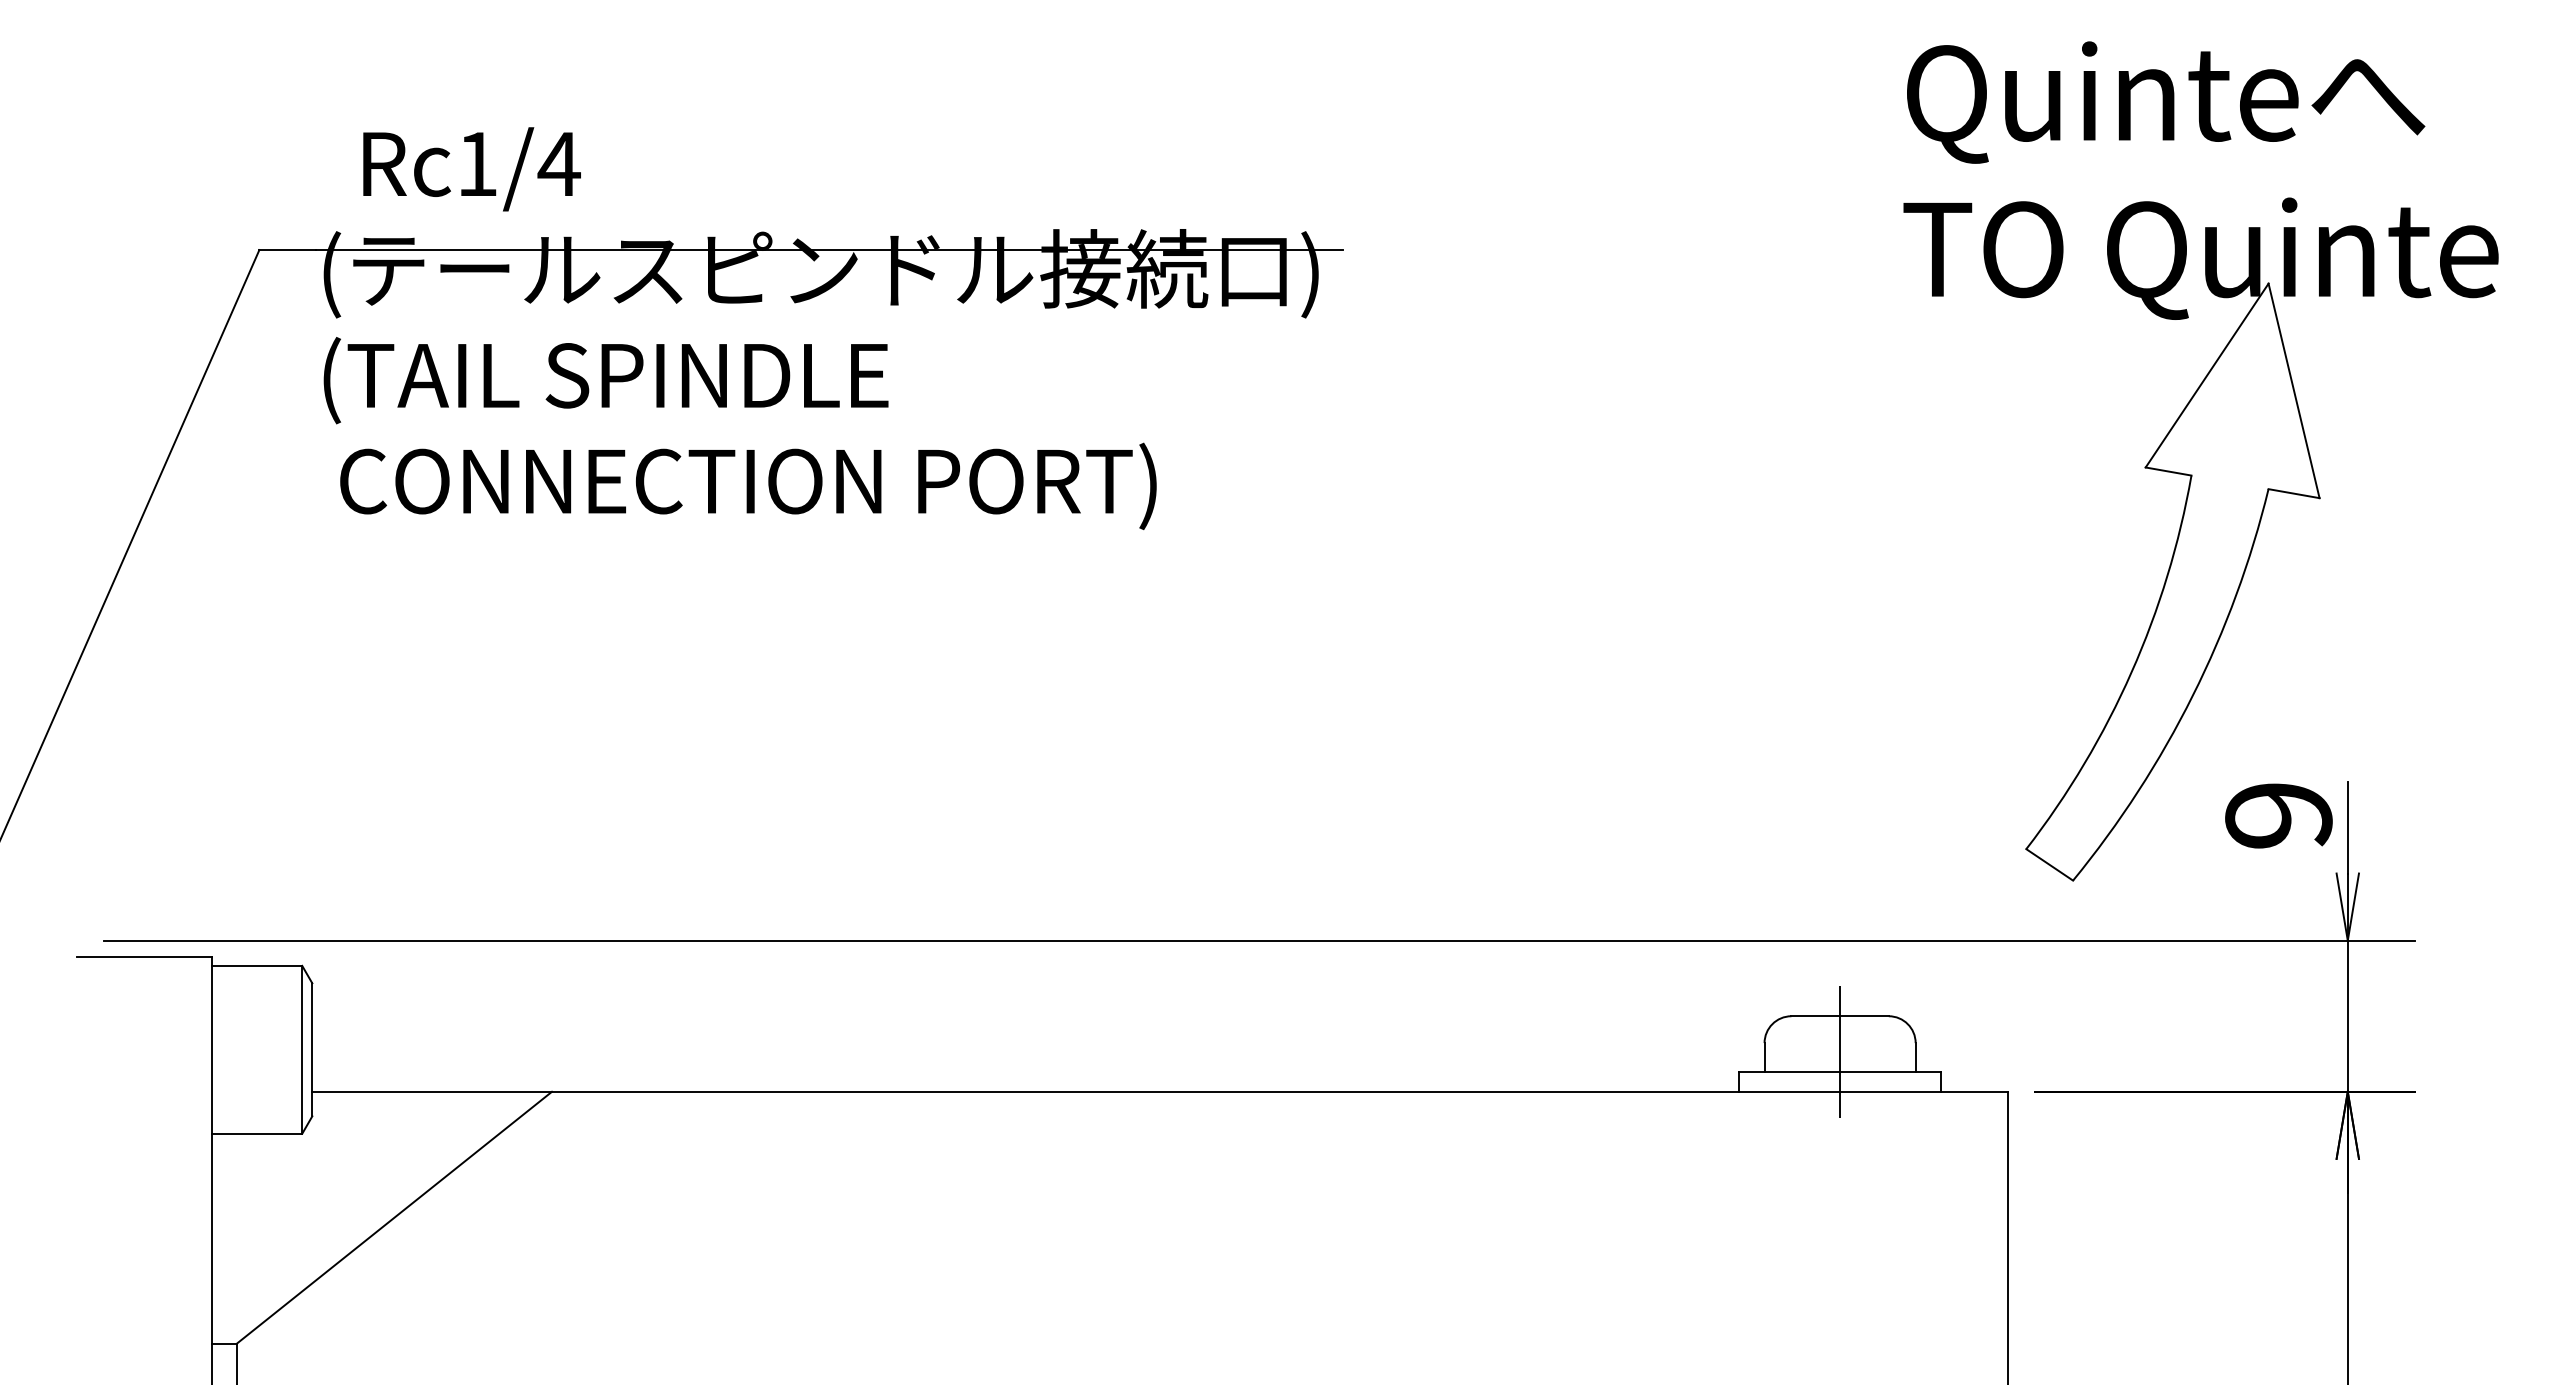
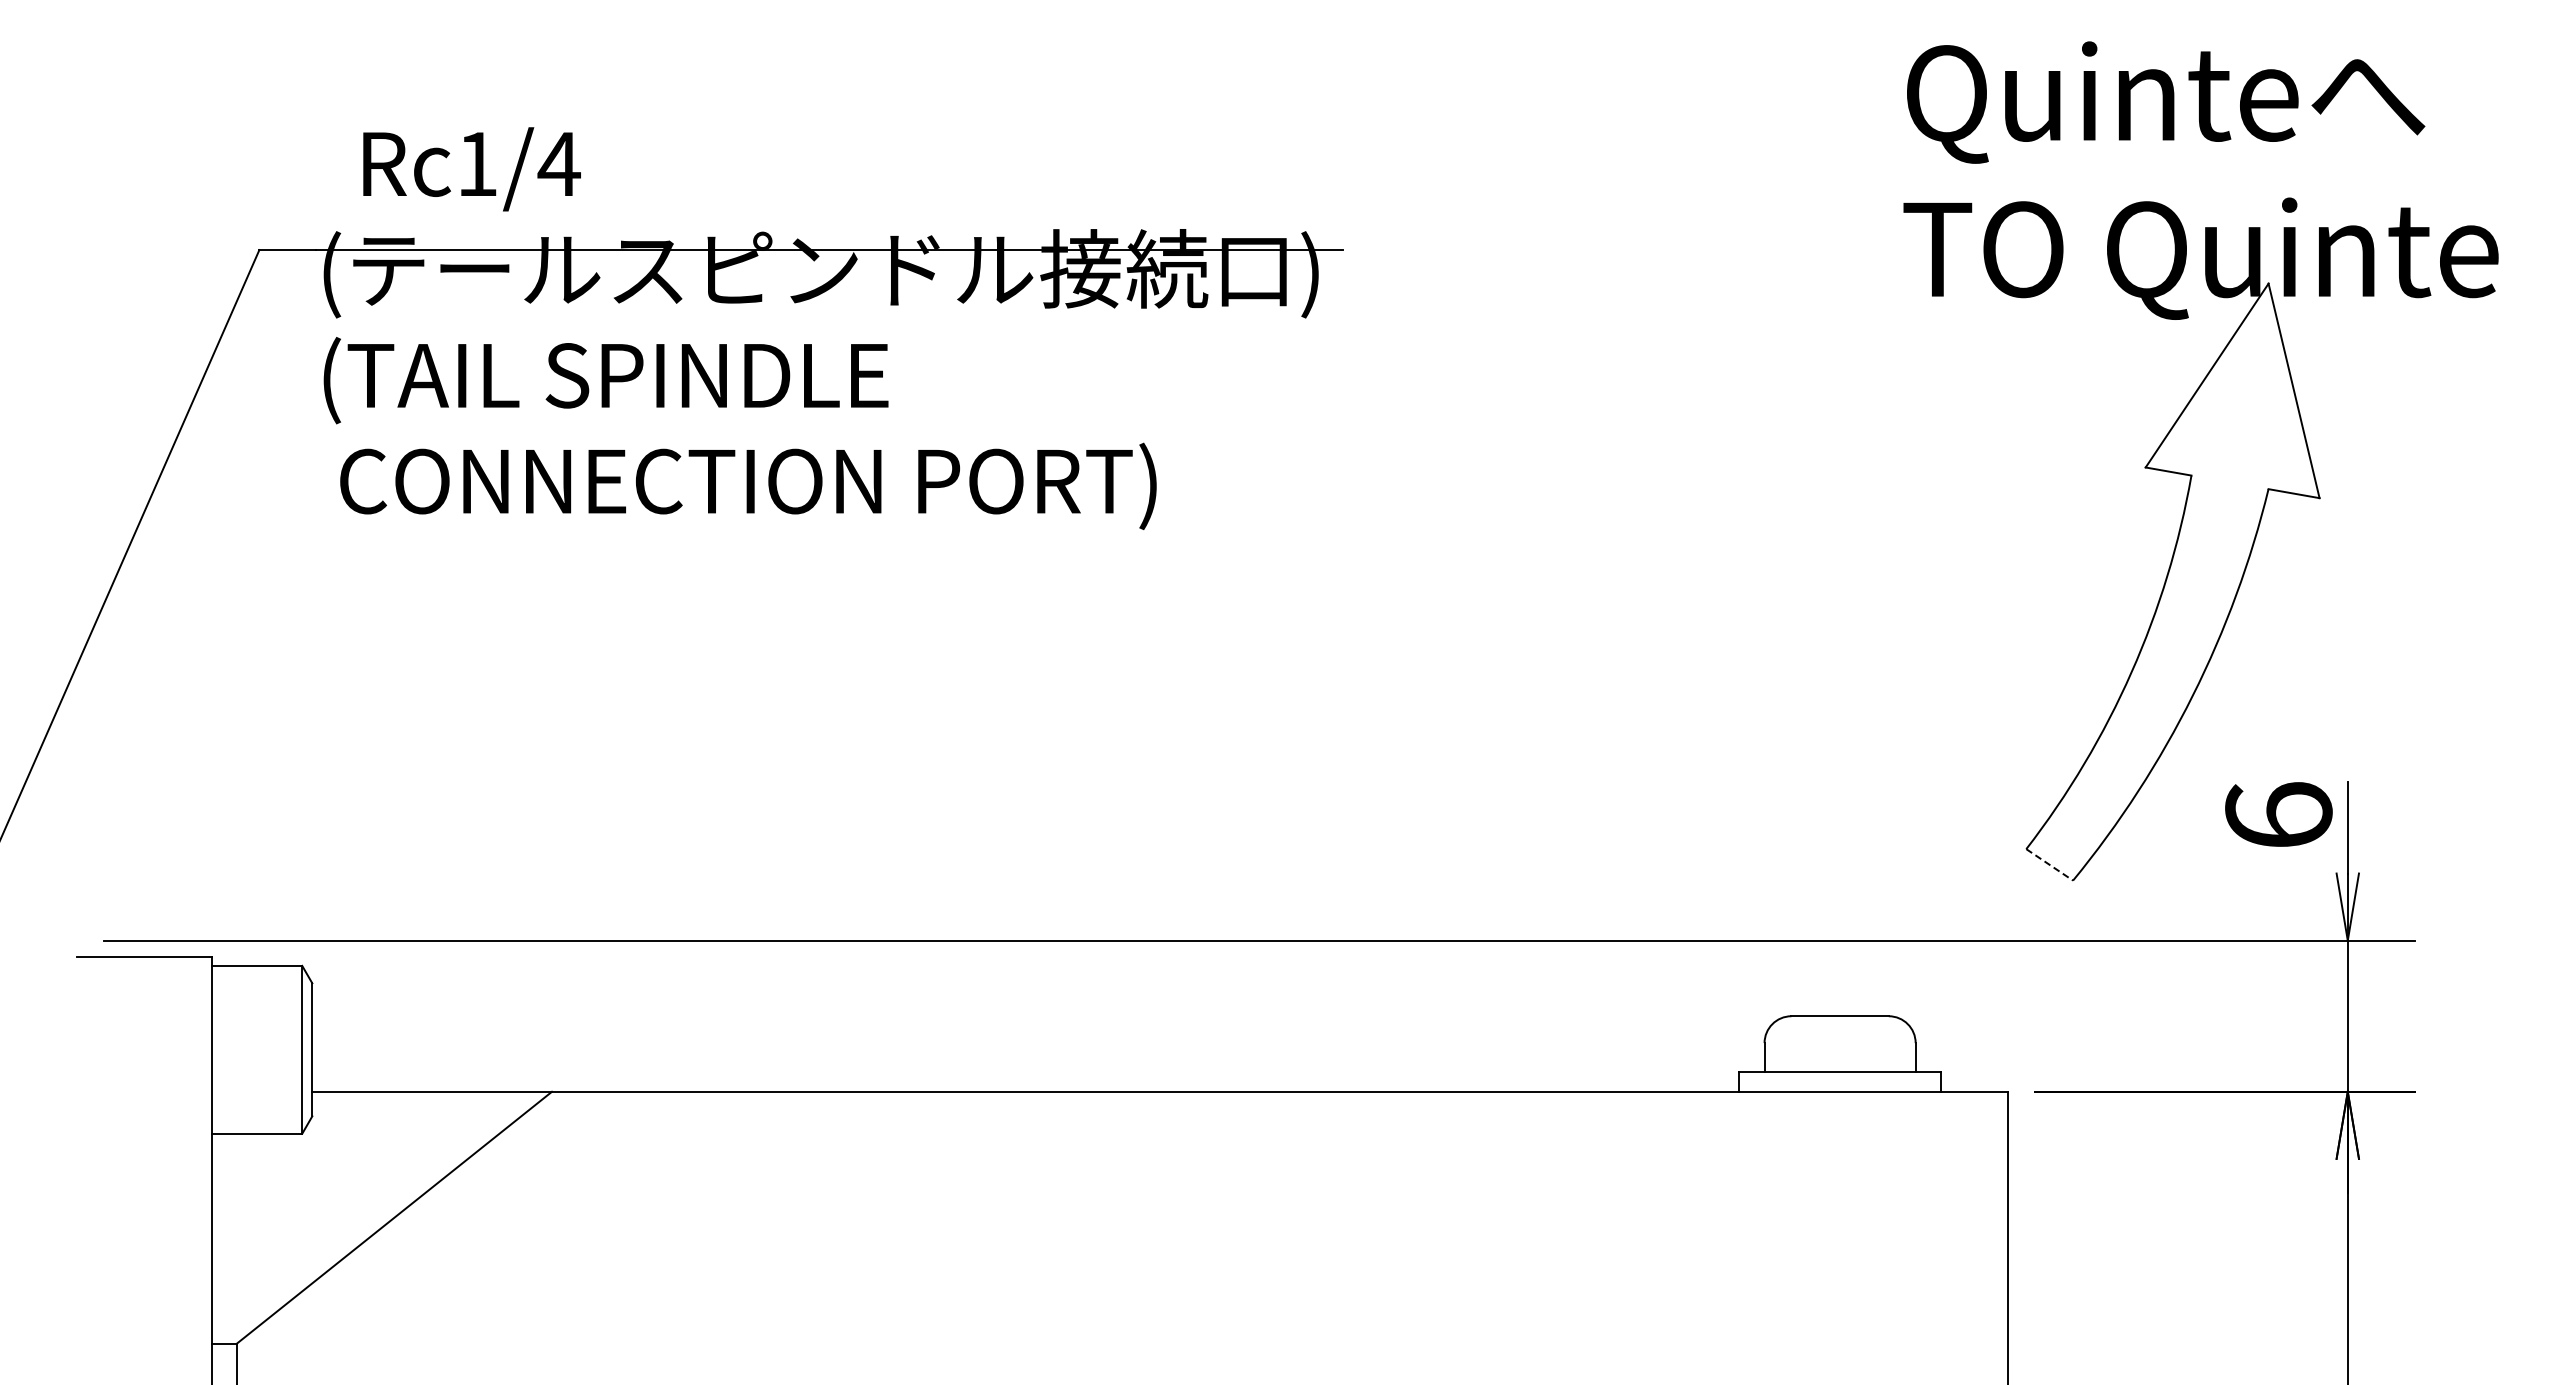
text: 9 -> 6 (2278, 815)
line: solid -> dashed (2050, 865)
line: present -> none (1840, 1051)
